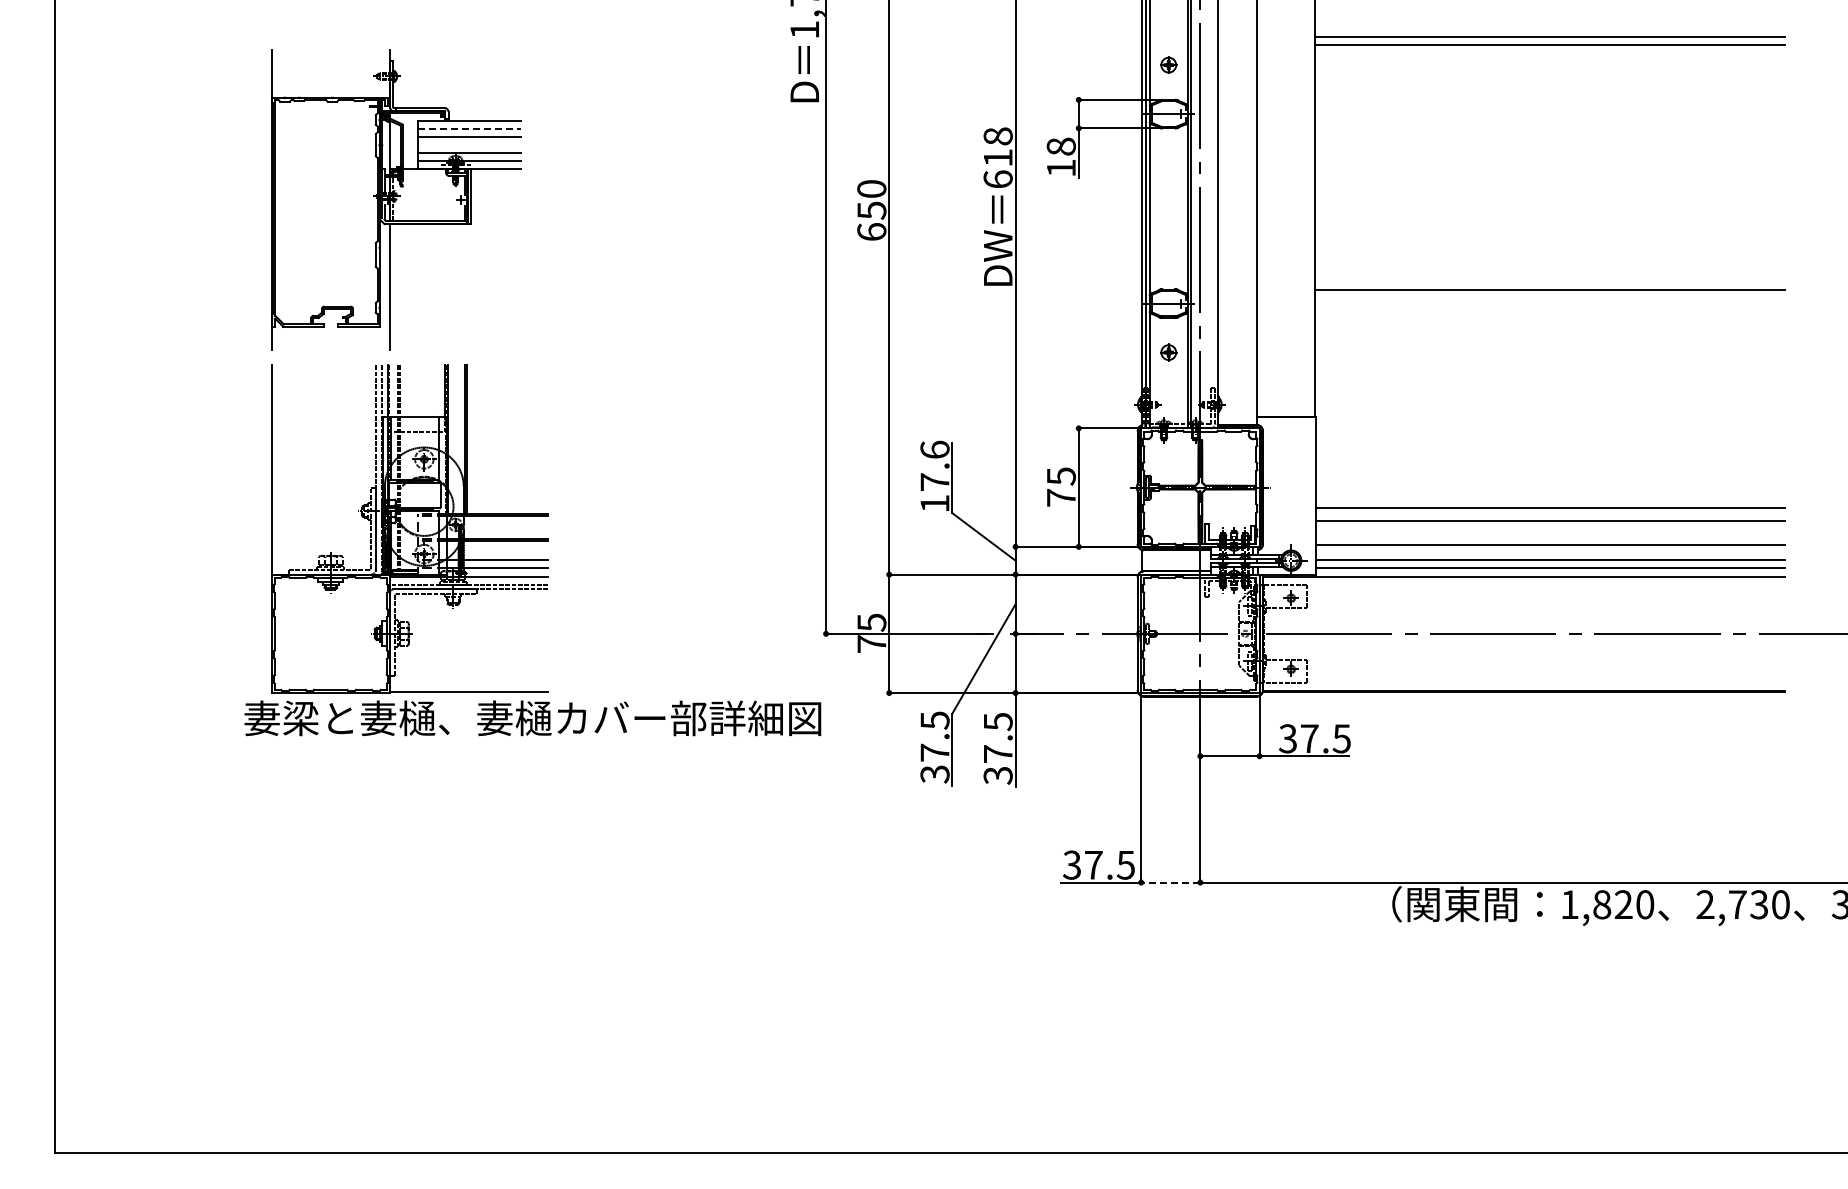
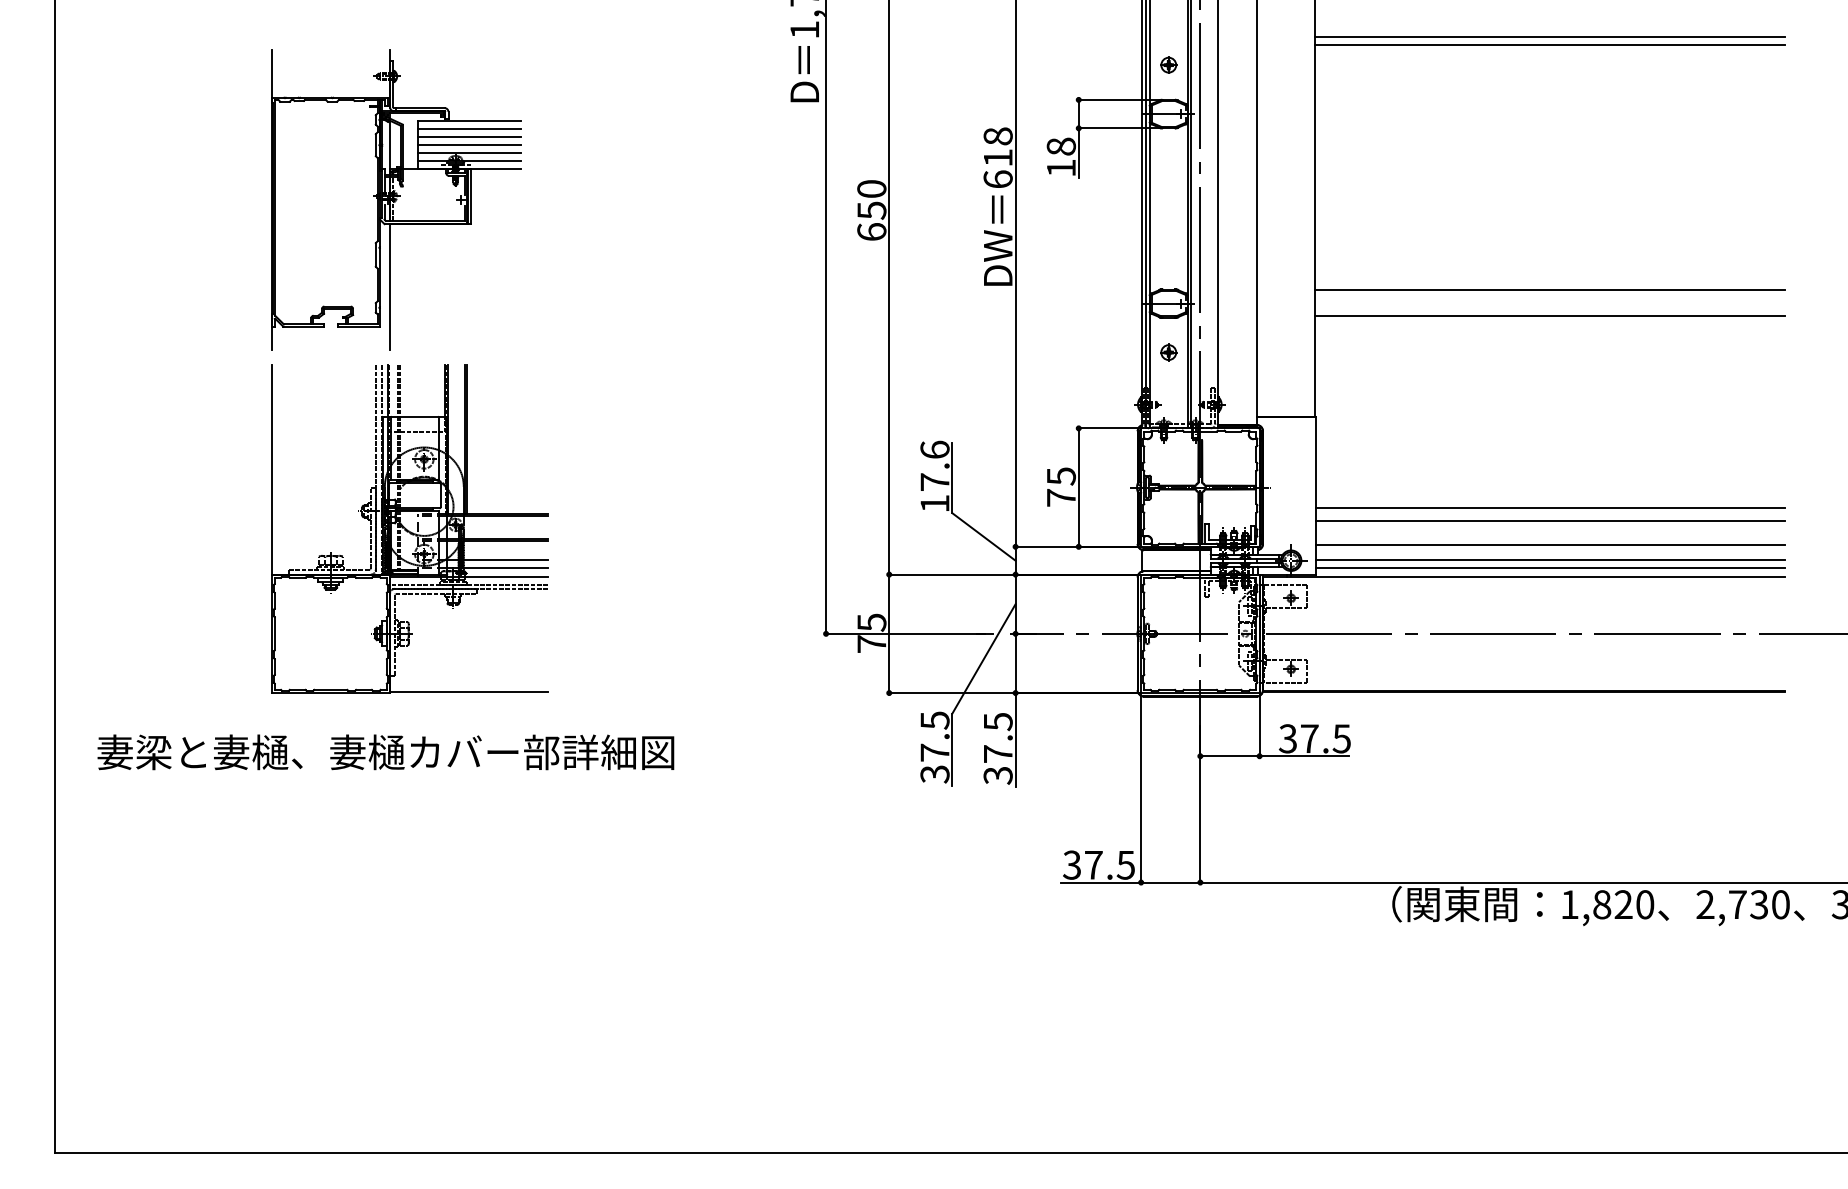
line: dashed -> solid (469, 129)
line: none -> present (469, 145)
line: none -> present (1549, 315)
text position: (532, 718) -> (385, 752) (385, 752)
line: dashed -> solid (1170, 882)
